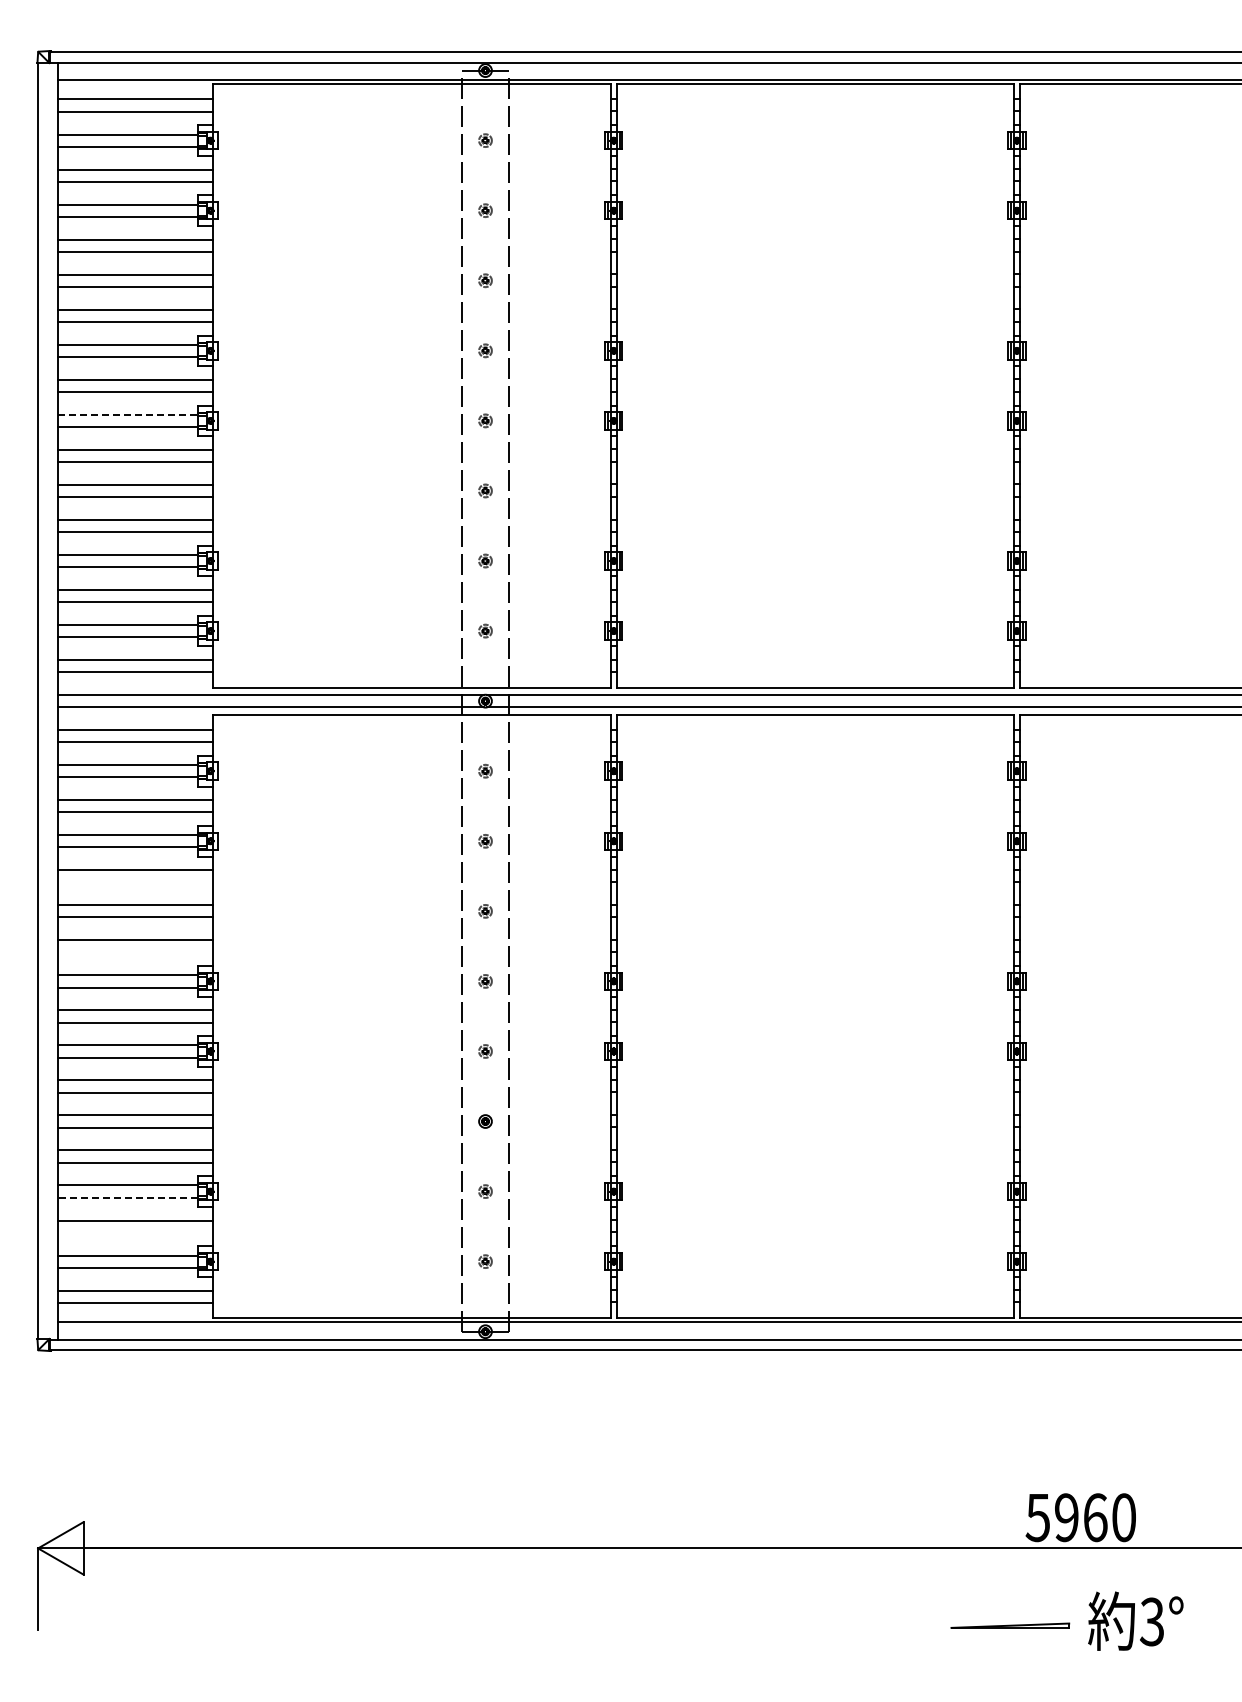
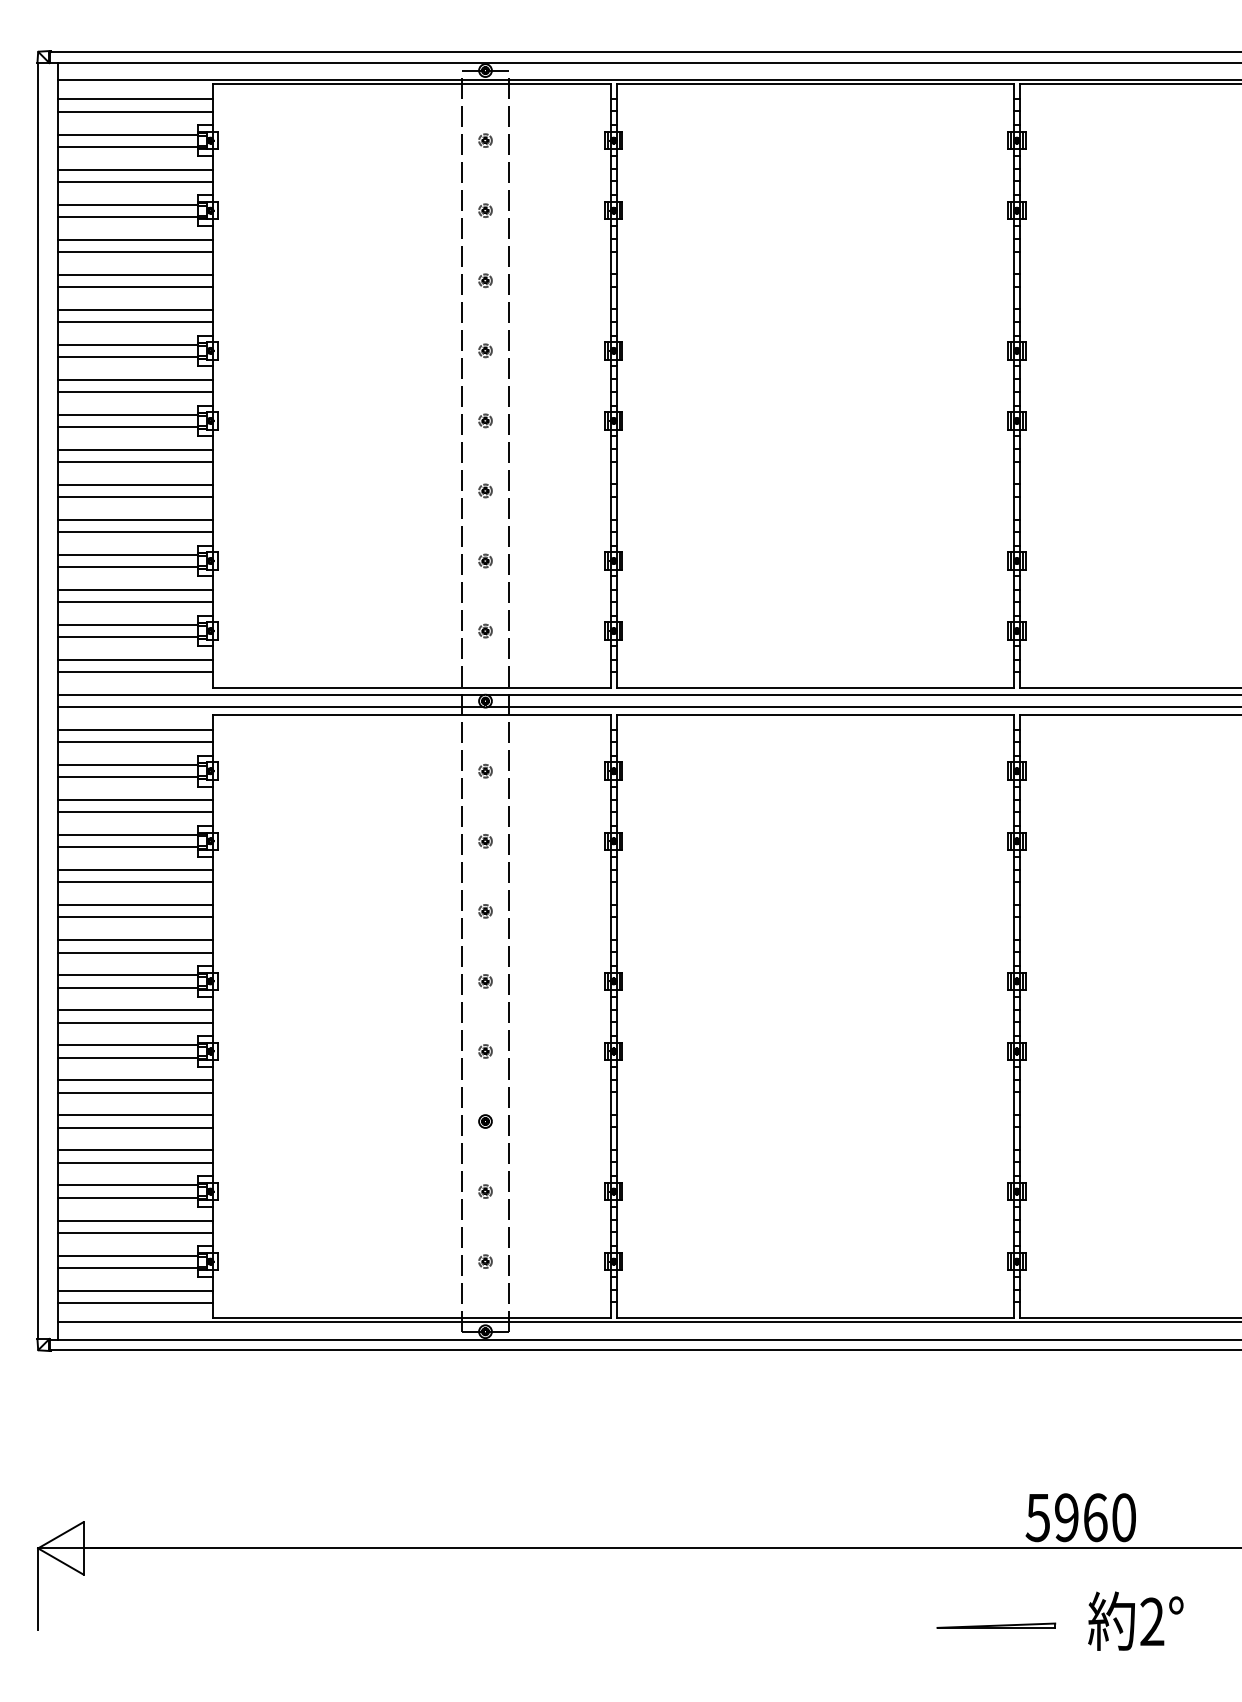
line: dashed -> solid (128, 414)
line: none -> present (135, 882)
line: none -> present (135, 952)
line: dashed -> solid (127, 1197)
line: none -> present (135, 1232)
text: 3° -> 2° (1152, 1621)
part position: (1010, 1625) -> (996, 1625) (996, 1625)
